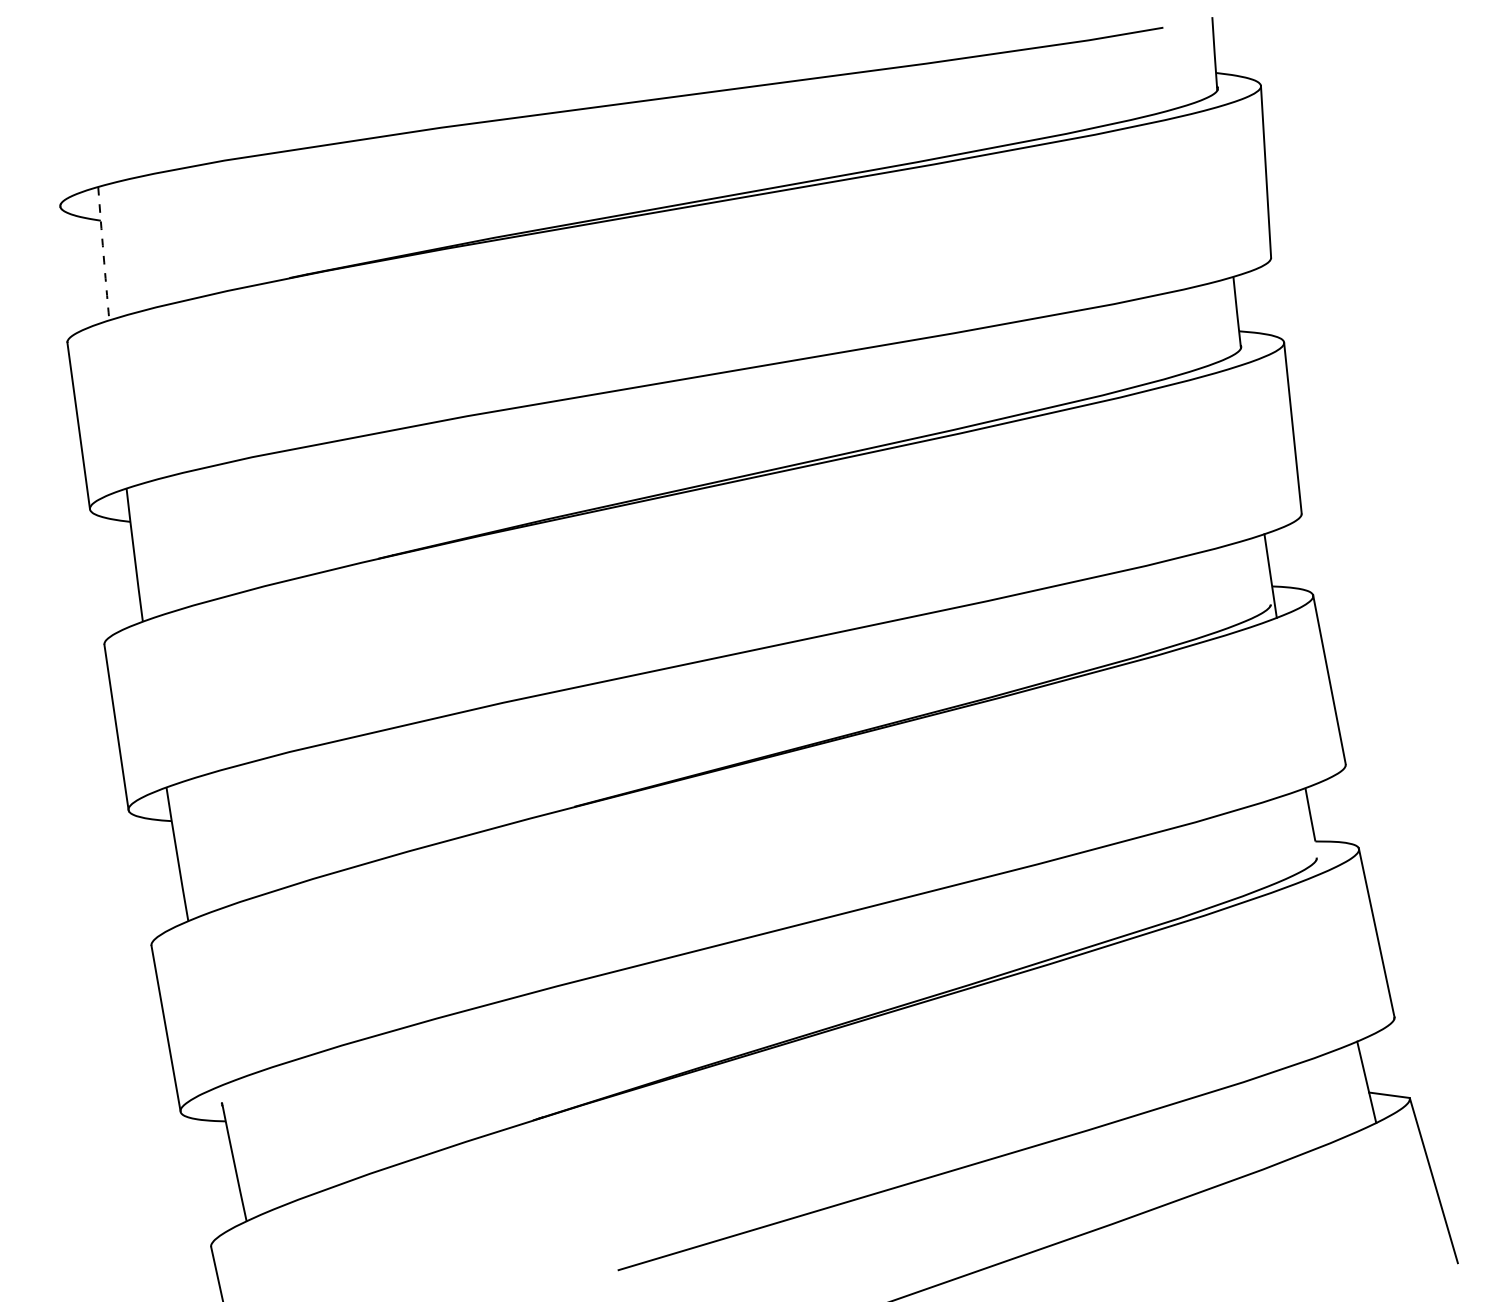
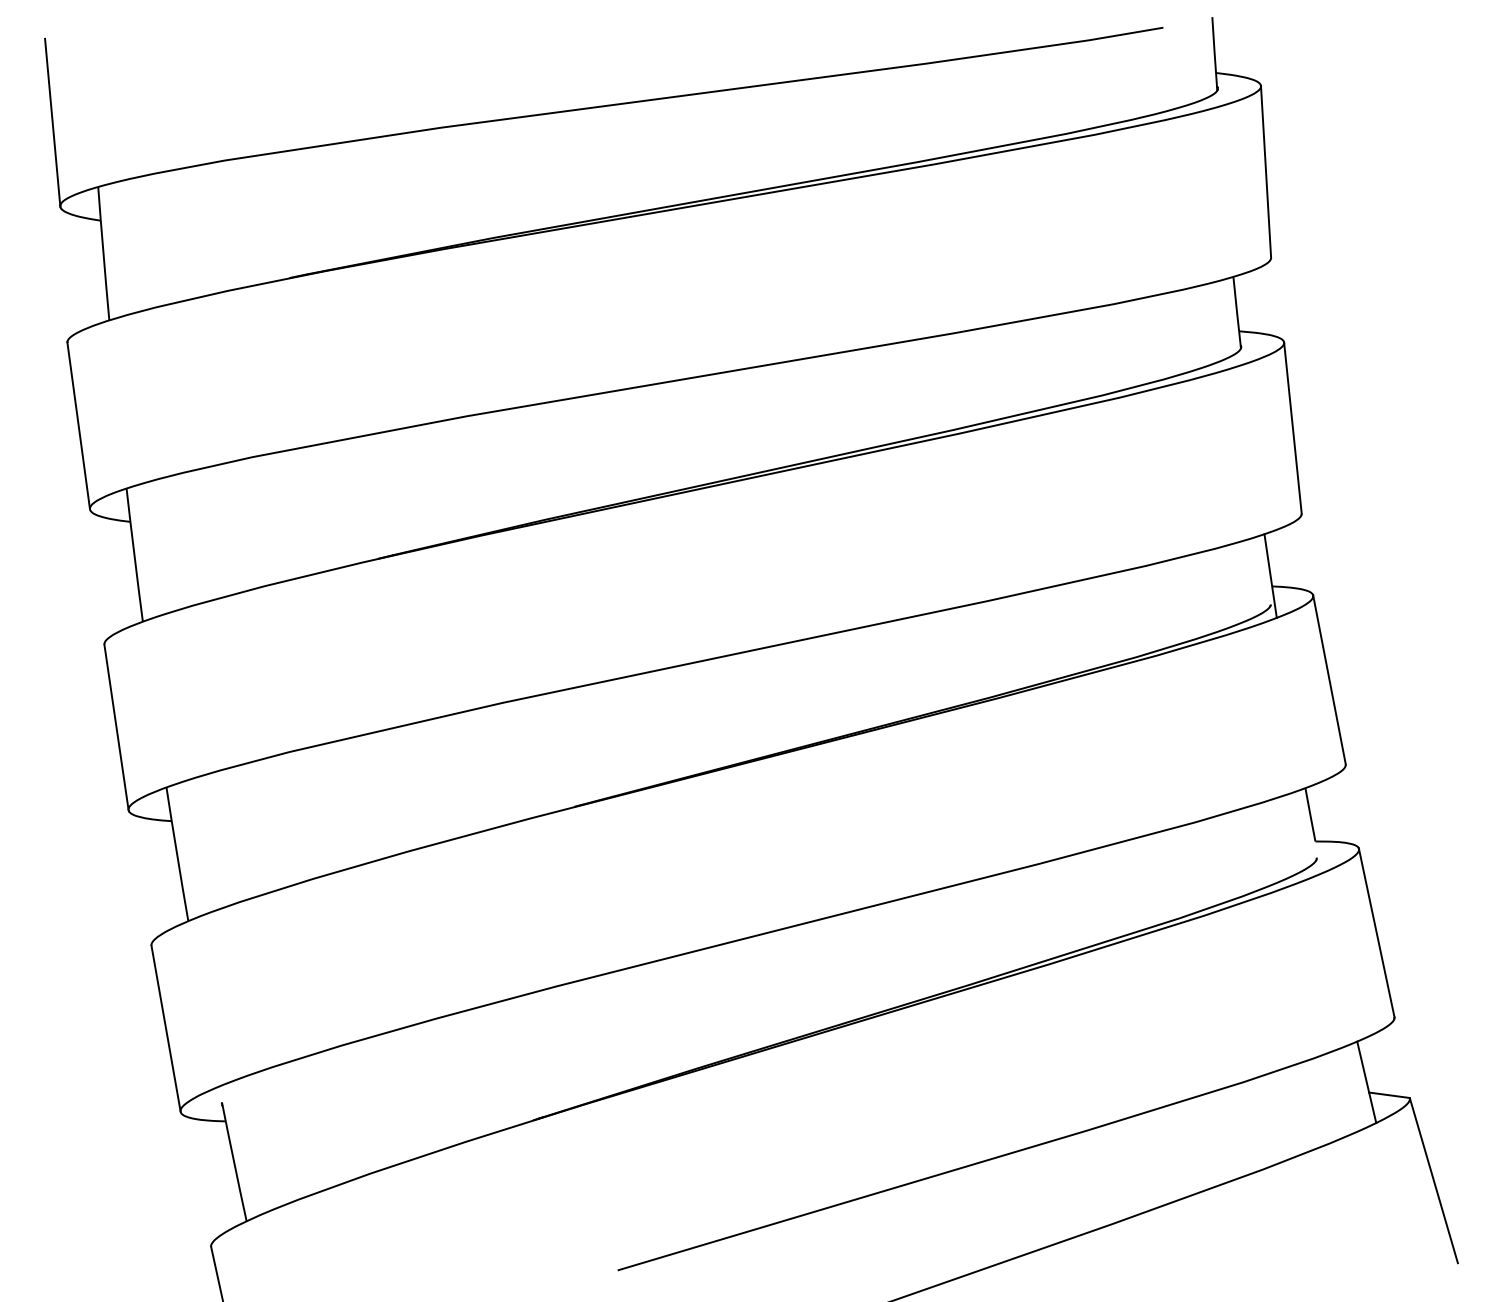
line: none -> present (52, 121)
arc: dashed -> solid (103, 253)
